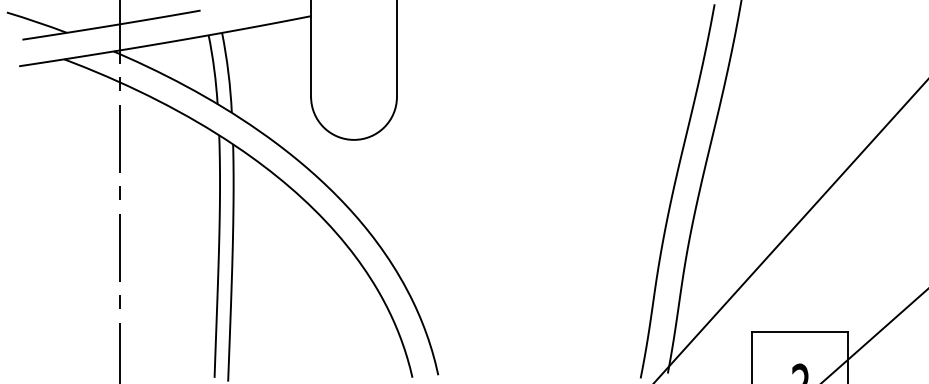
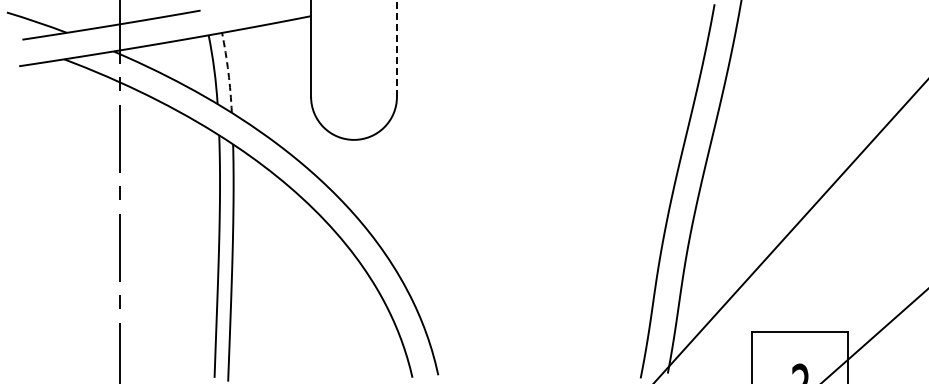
line: solid -> dashed (396, 48)
arc: solid -> dashed (228, 72)
